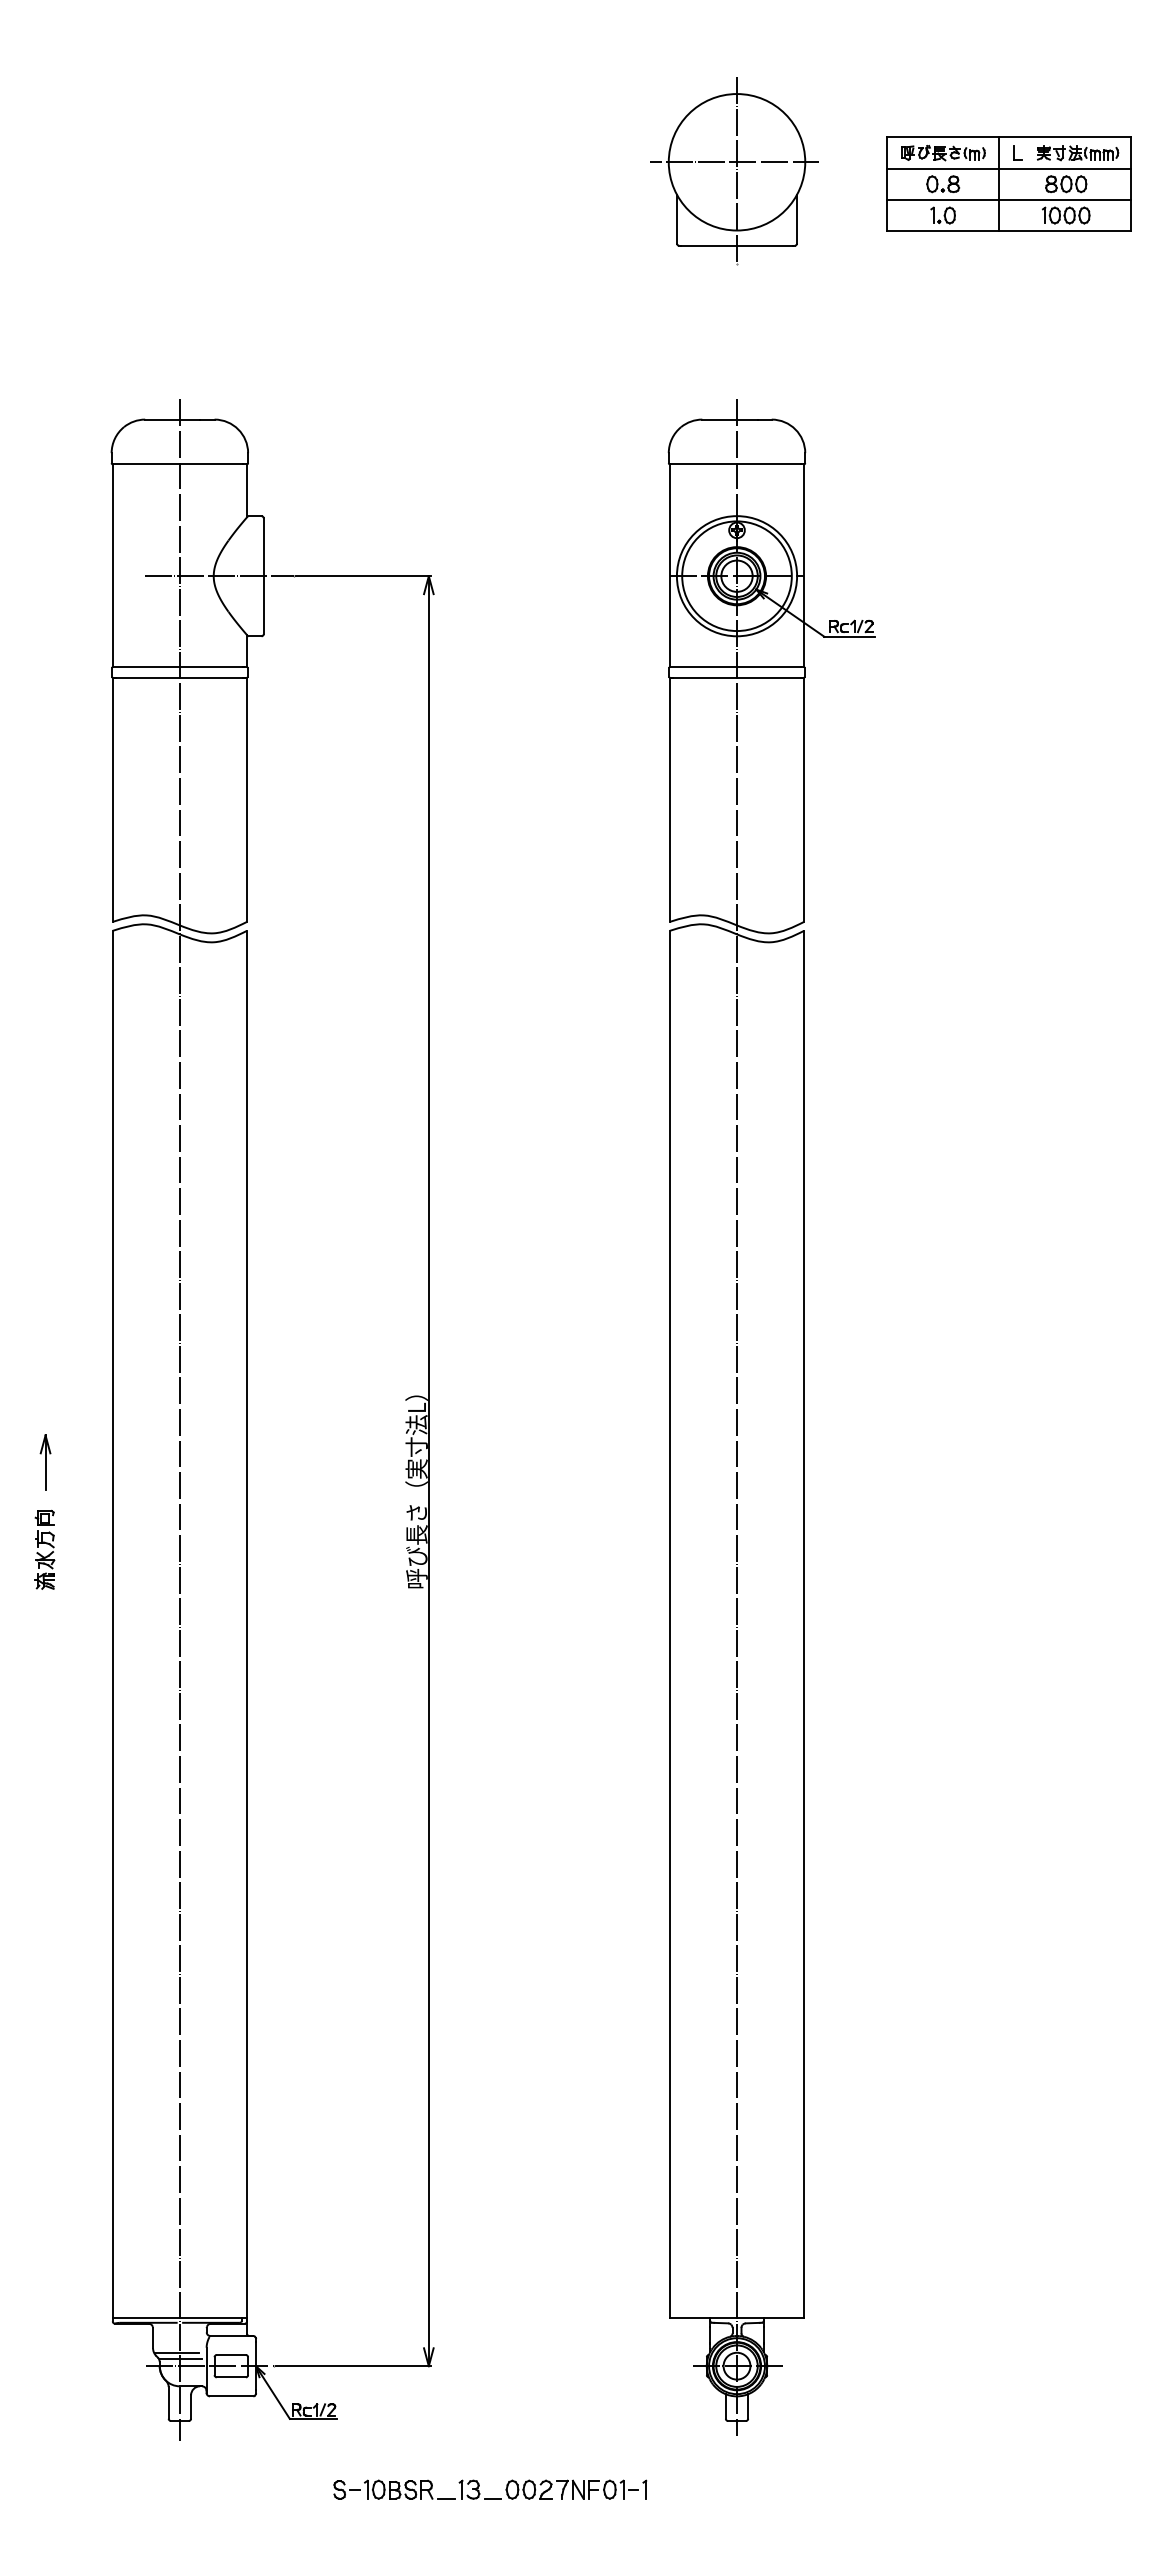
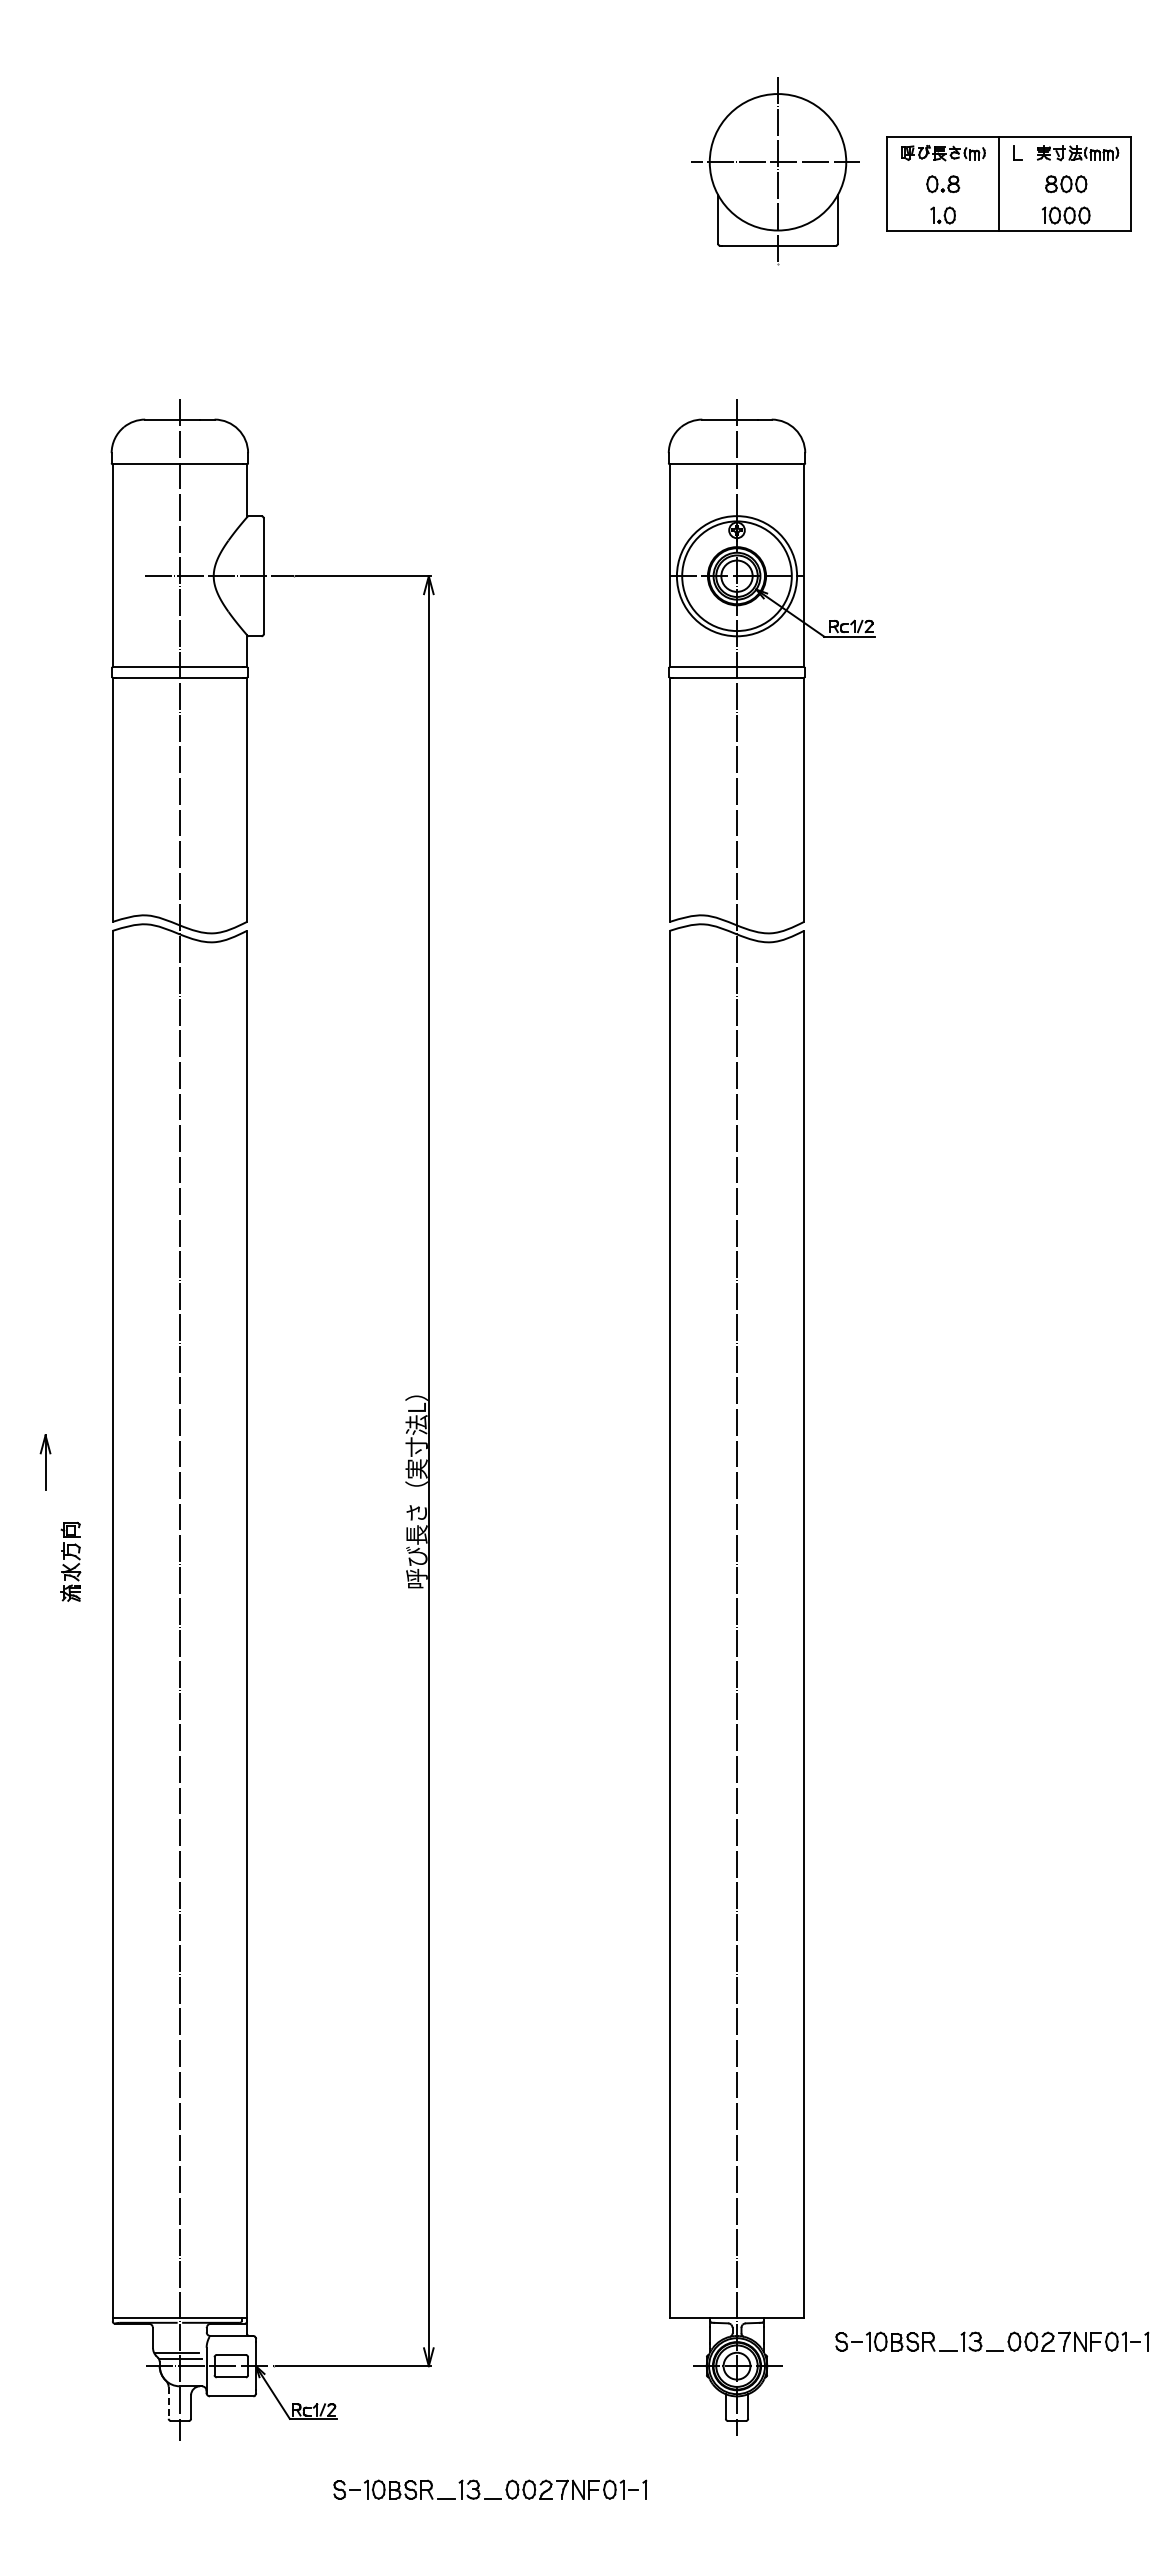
line: present -> none (1008, 168)
part position: (734, 171) -> (775, 171) (775, 171)
line: present -> none (1008, 199)
part position: (44, 1549) -> (70, 1561) (70, 1561)
part: none -> present (992, 2350)
line: solid -> dashed (168, 2402)
